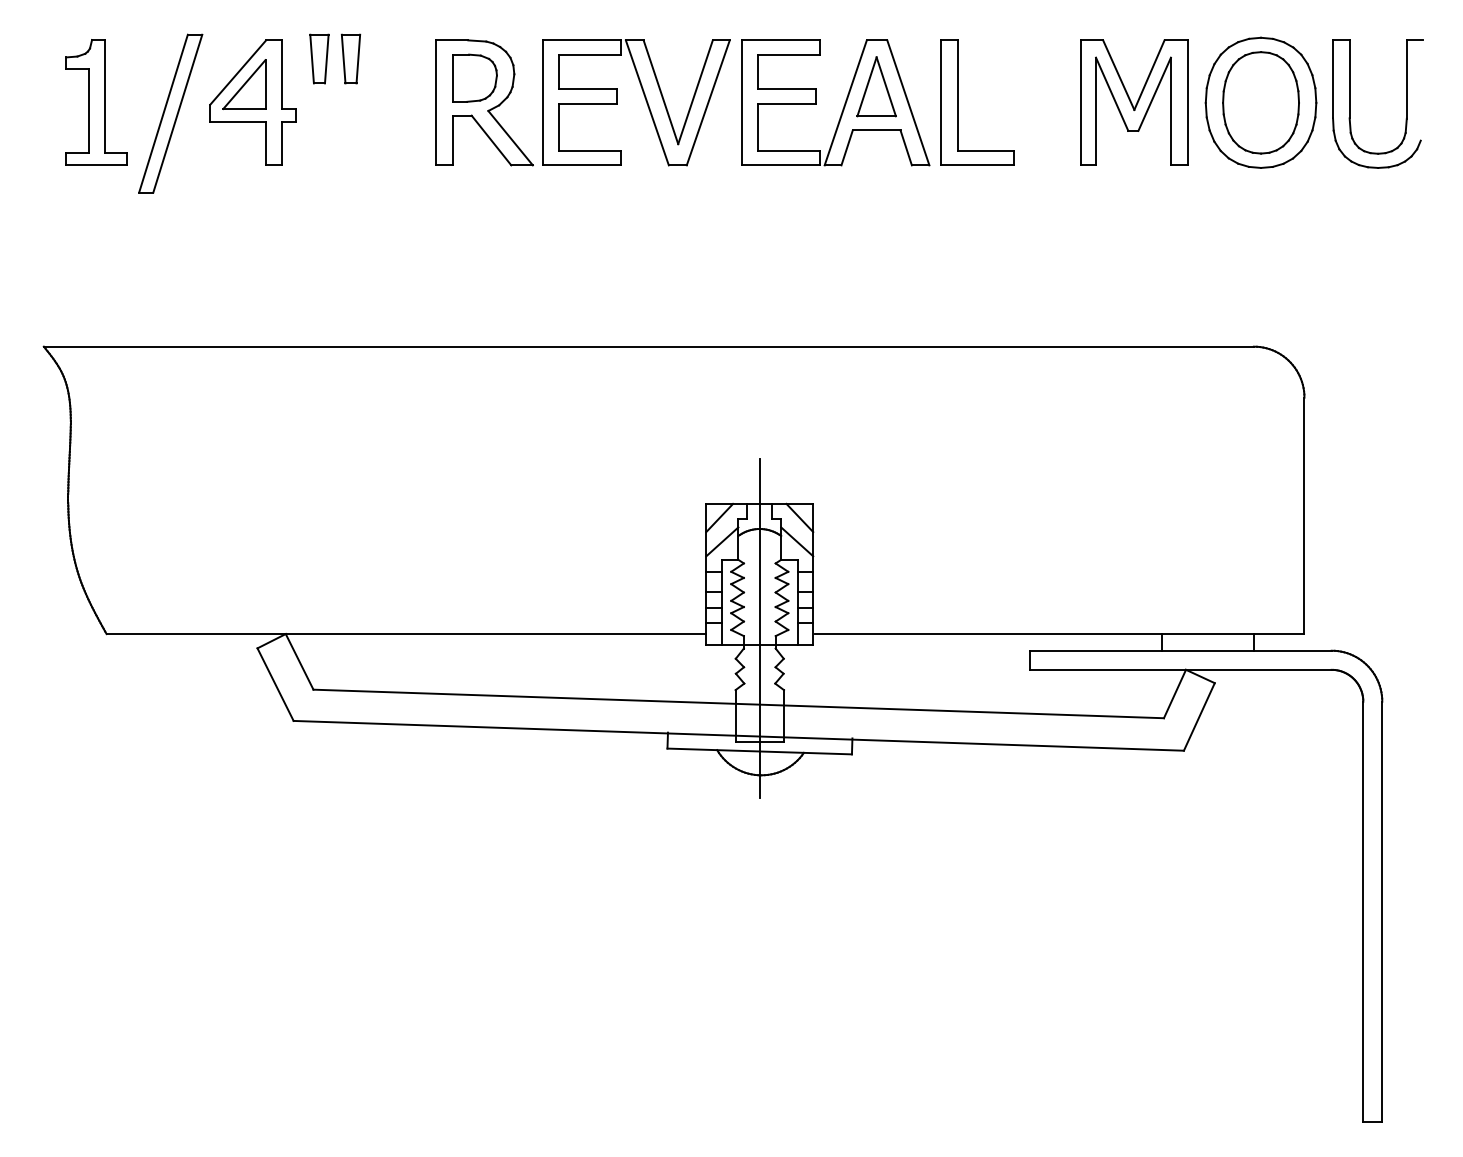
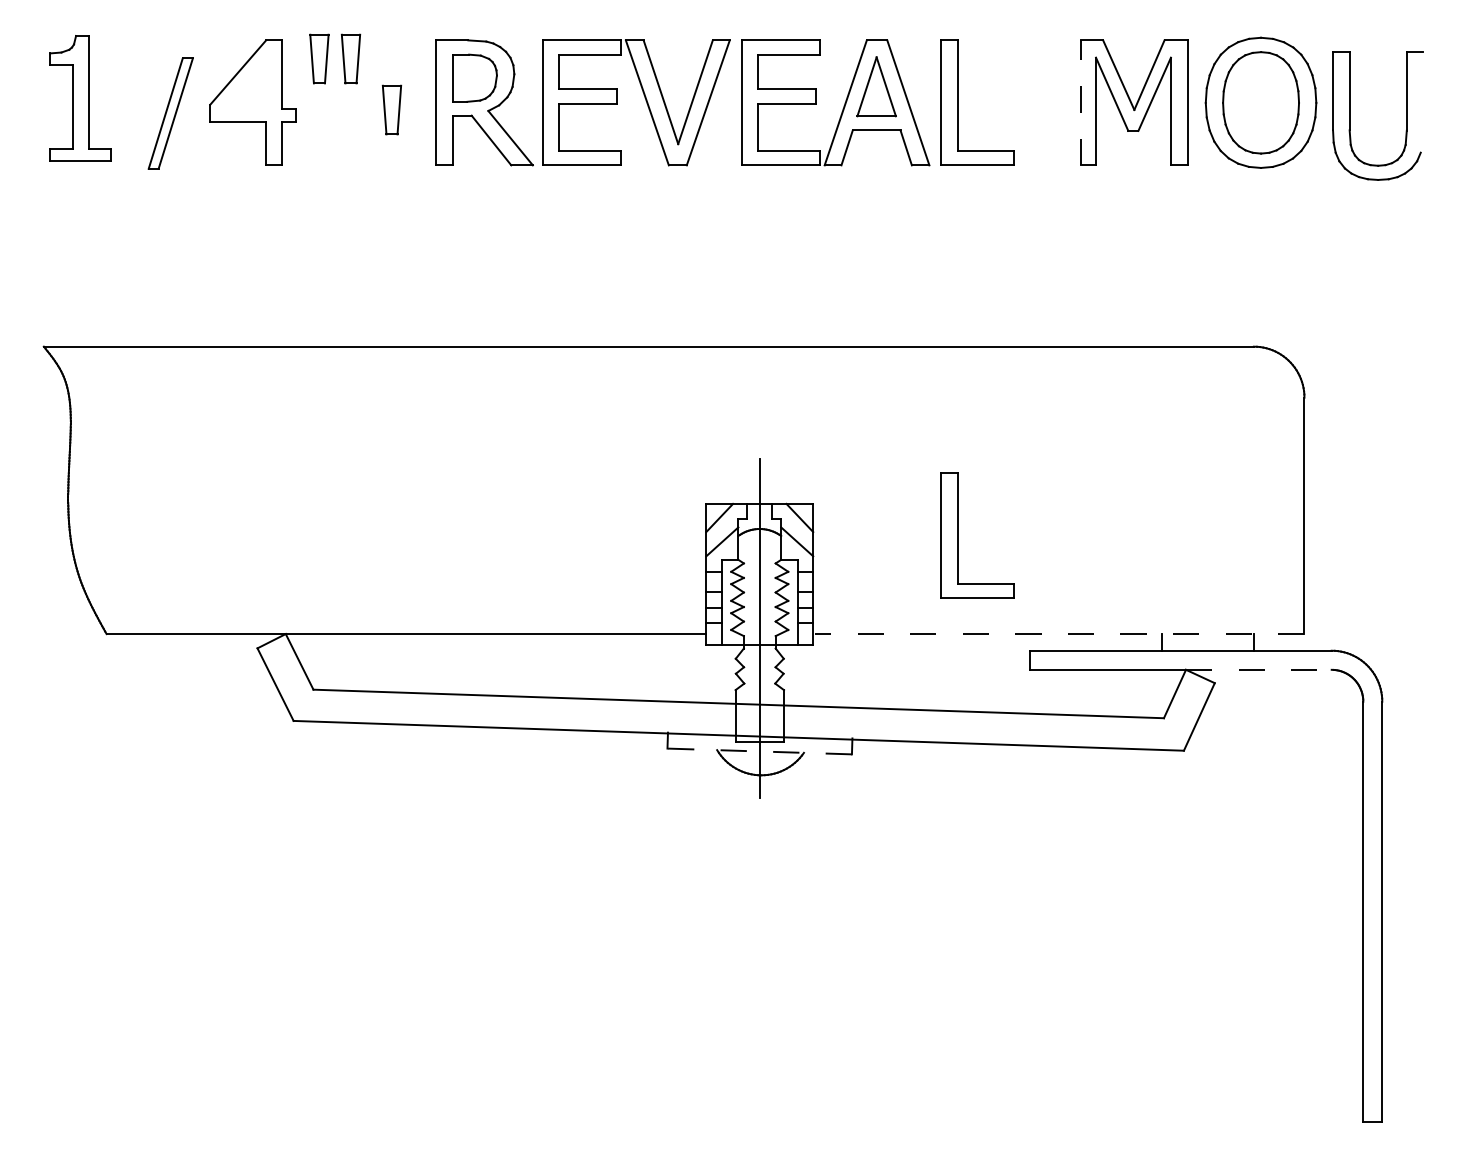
part: present -> none (244, 84)
part position: (96, 102) -> (80, 98) (80, 98)
line: solid -> dashed (1080, 102)
part position: (1350, 103) -> (1350, 115) (1350, 115)
part: none -> present (391, 109)
part size: 66x161 px -> 47x113 px (170, 113)
part: none -> present (958, 535)
line: solid -> dashed (1059, 634)
line: solid -> dashed (1258, 669)
line: solid -> dashed (759, 751)
